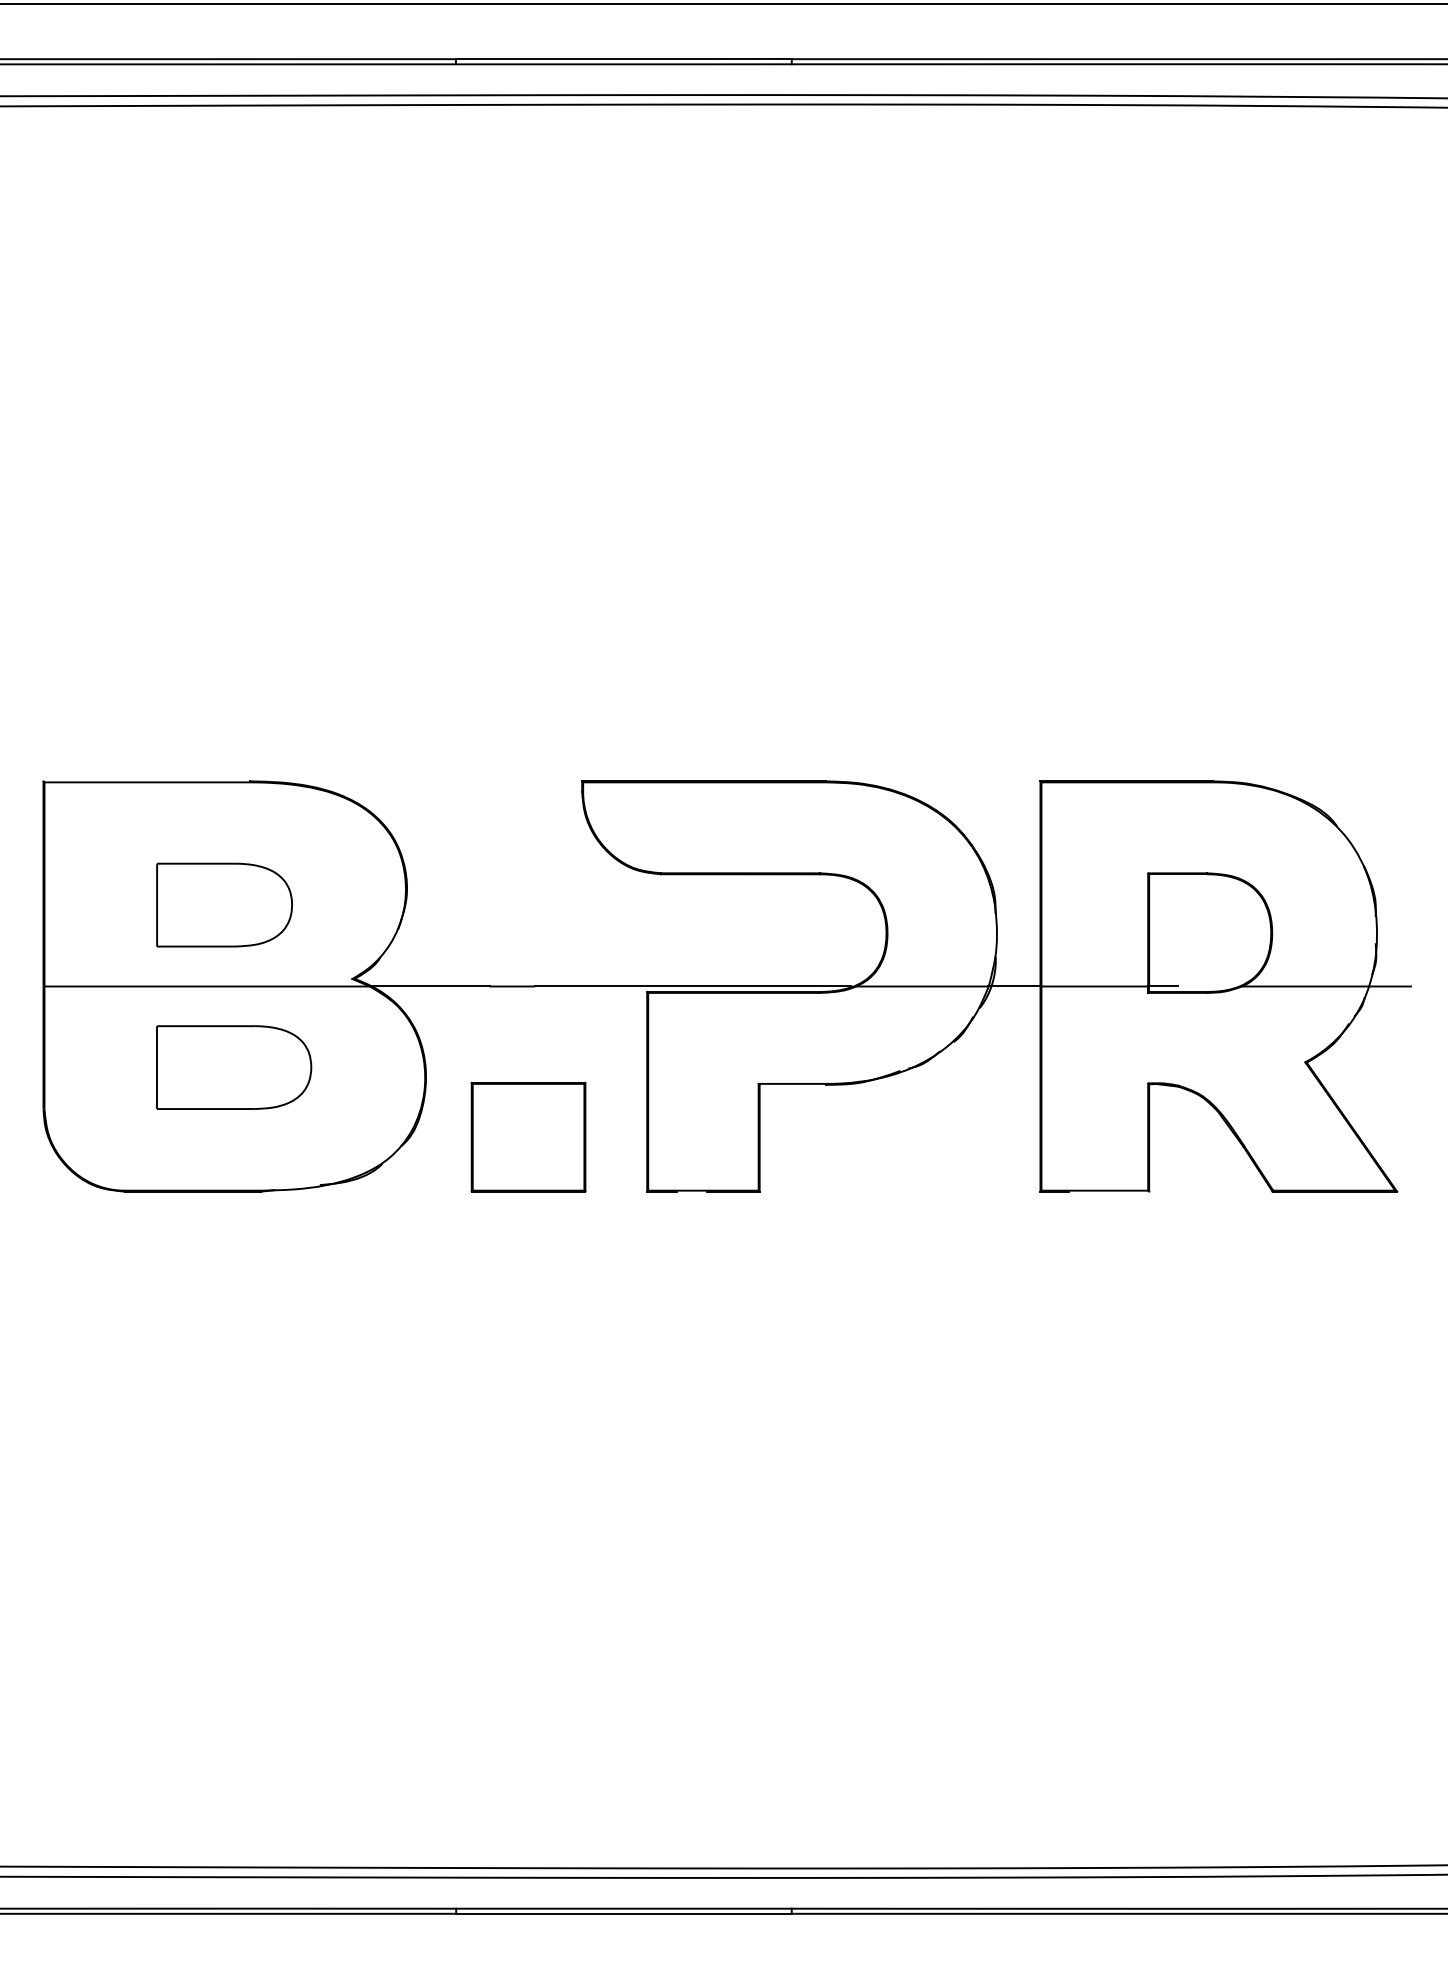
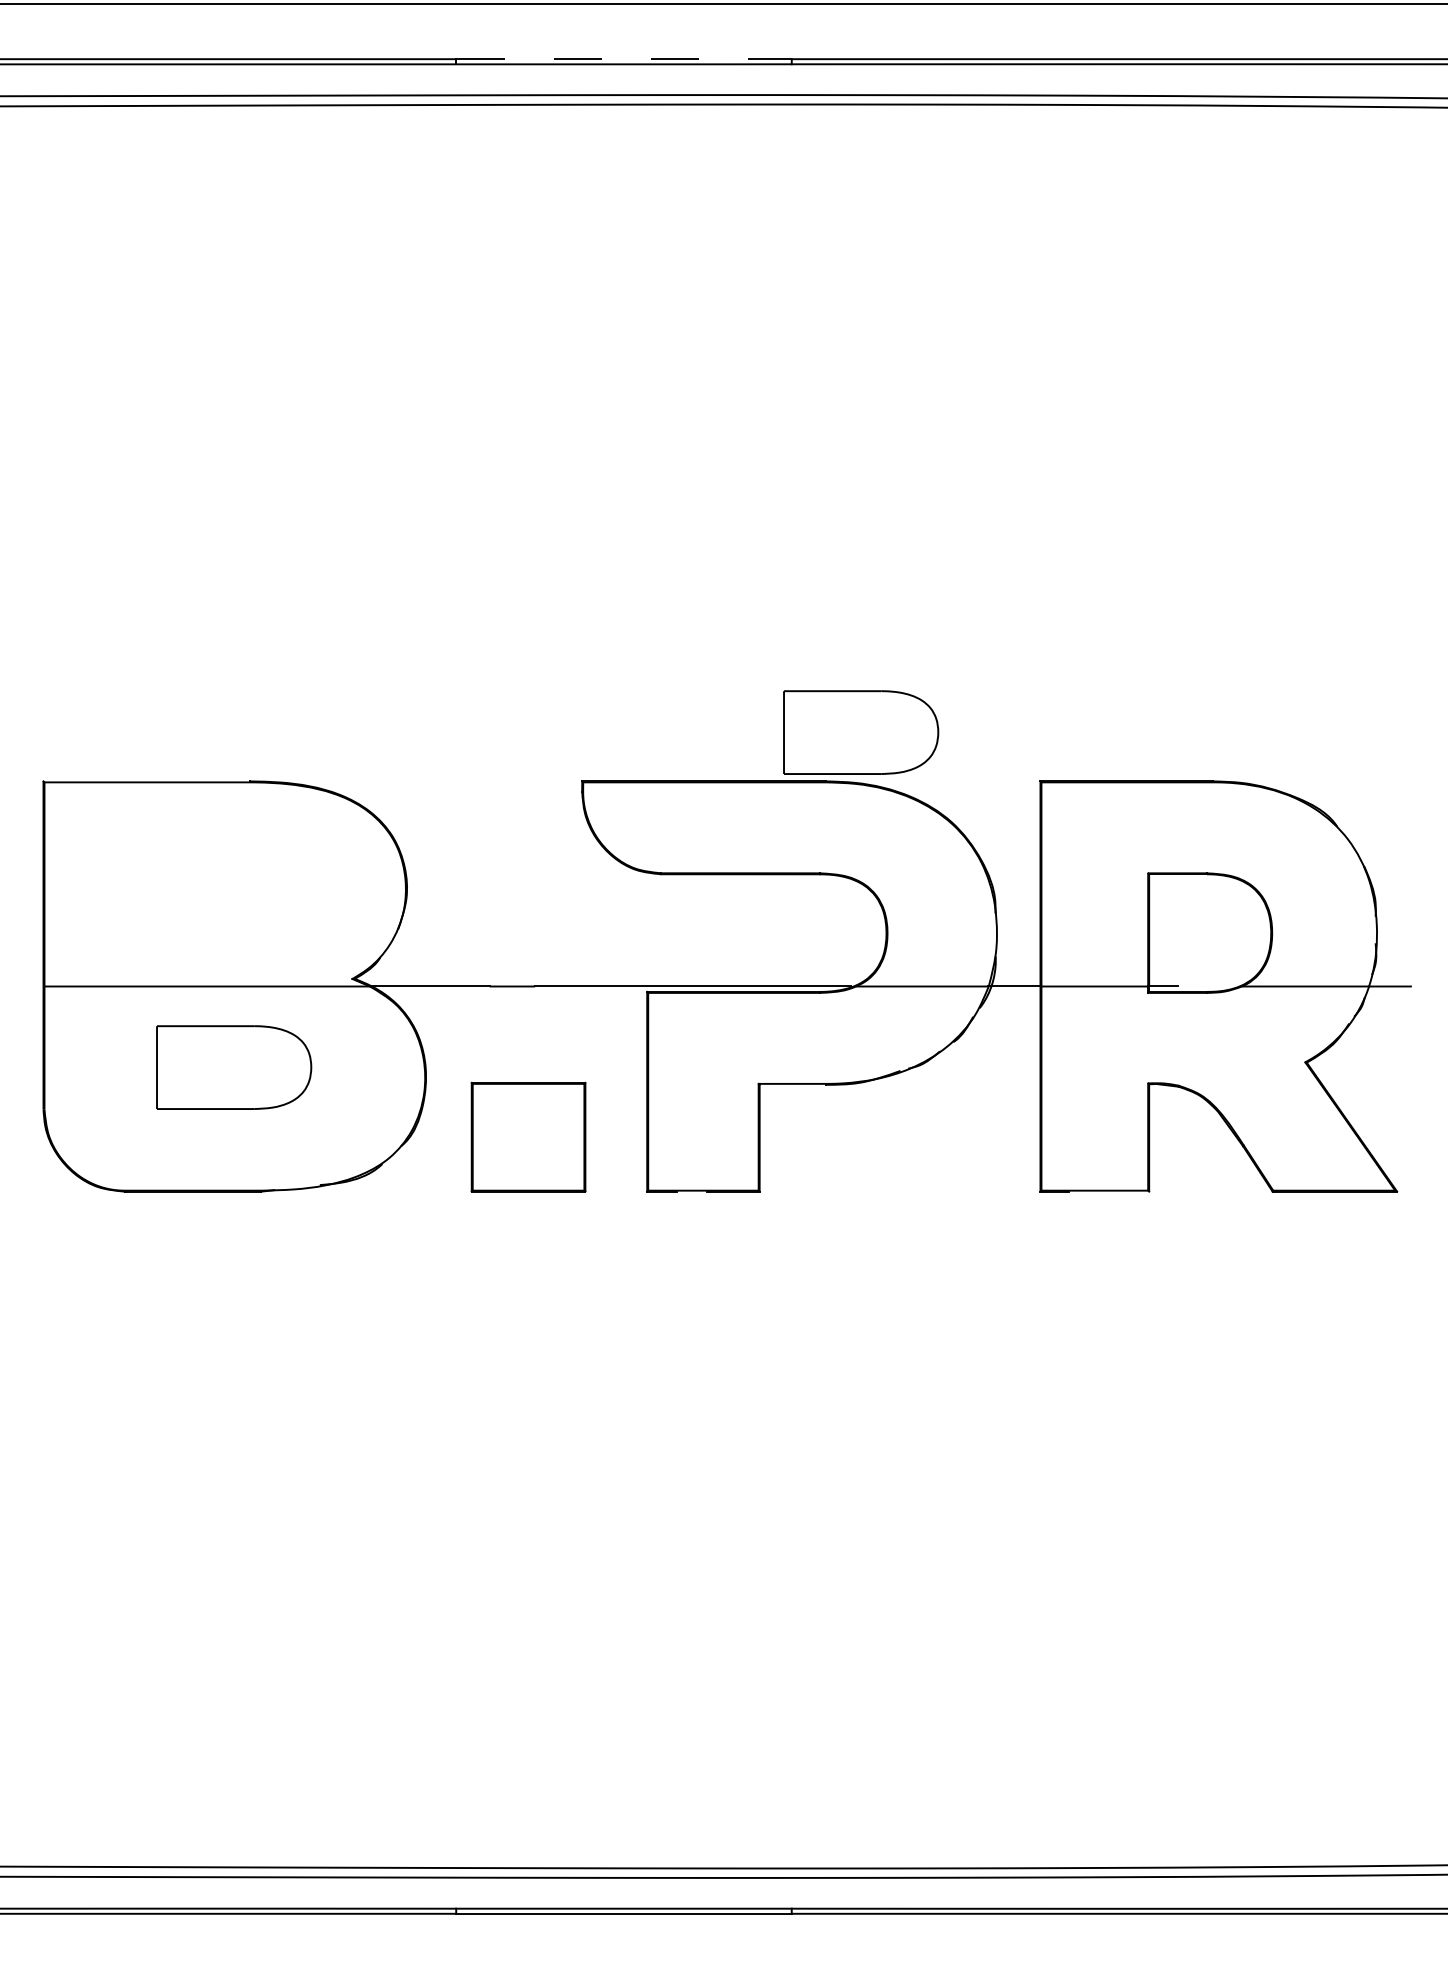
line: solid -> dashed (624, 59)
part: none -> present (861, 732)
part: present -> none (224, 904)
